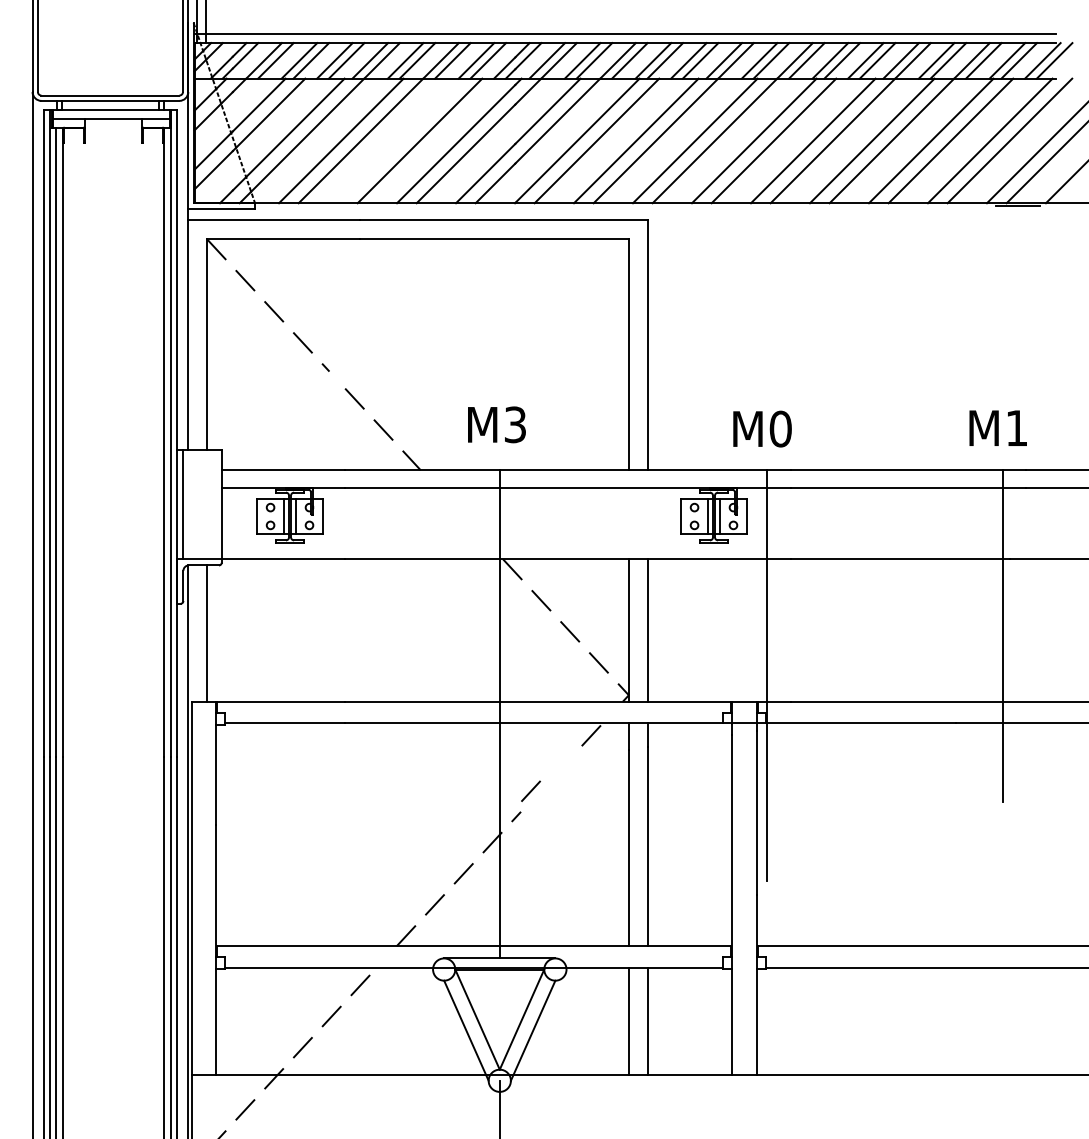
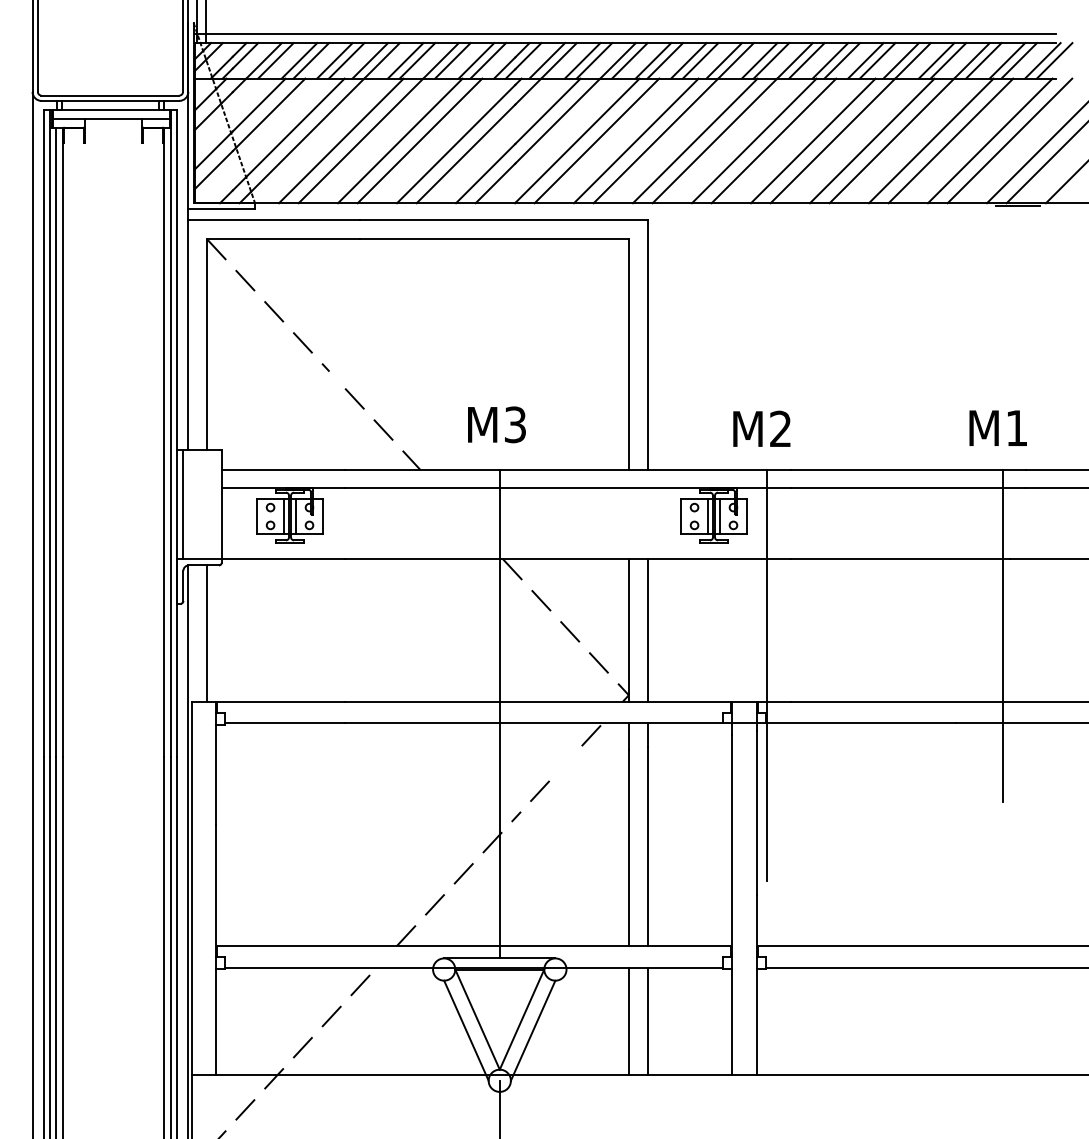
line: none -> present (400, 140)
text: M0 -> M2 (780, 428)
line position: (530, 790) -> (539, 790) (539, 790)
